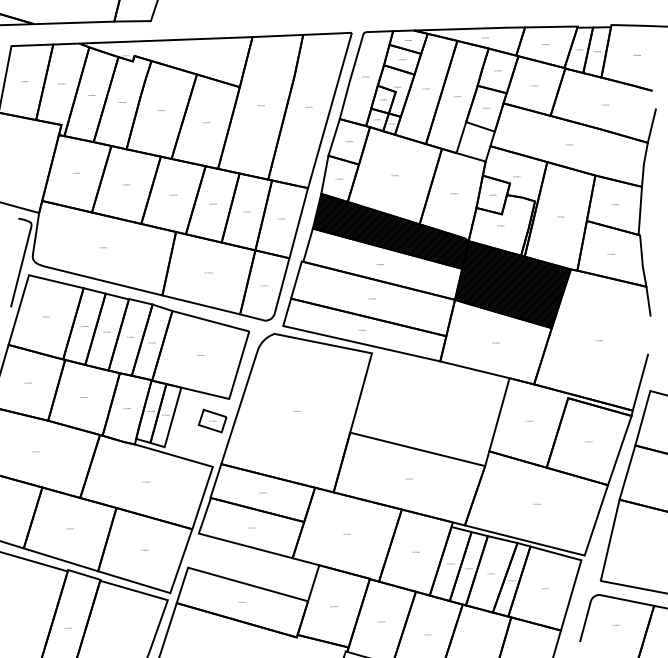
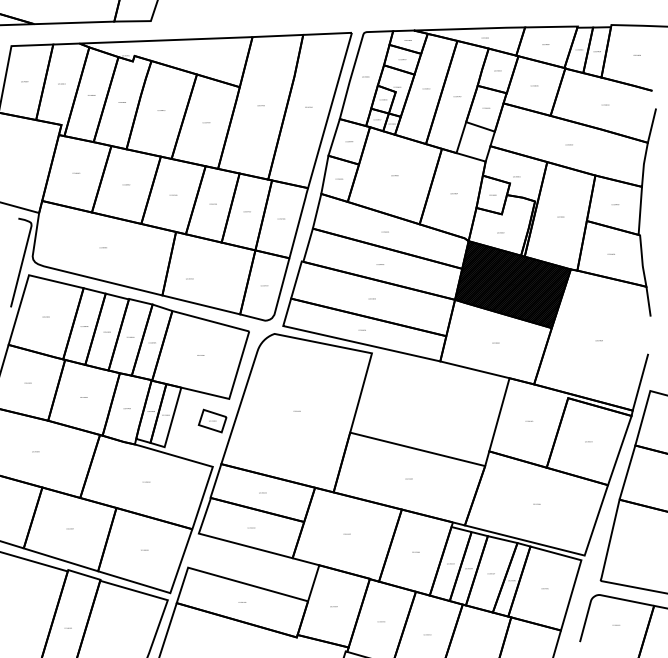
text position: (500, 225) -> (500, 232) (500, 232)
hatch: present -> none (390, 231)
text position: (208, 272) -> (189, 278) (189, 278)
